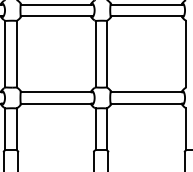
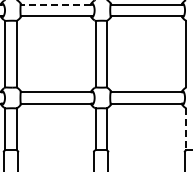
line: solid -> dashed (56, 4)
line: solid -> dashed (186, 129)
